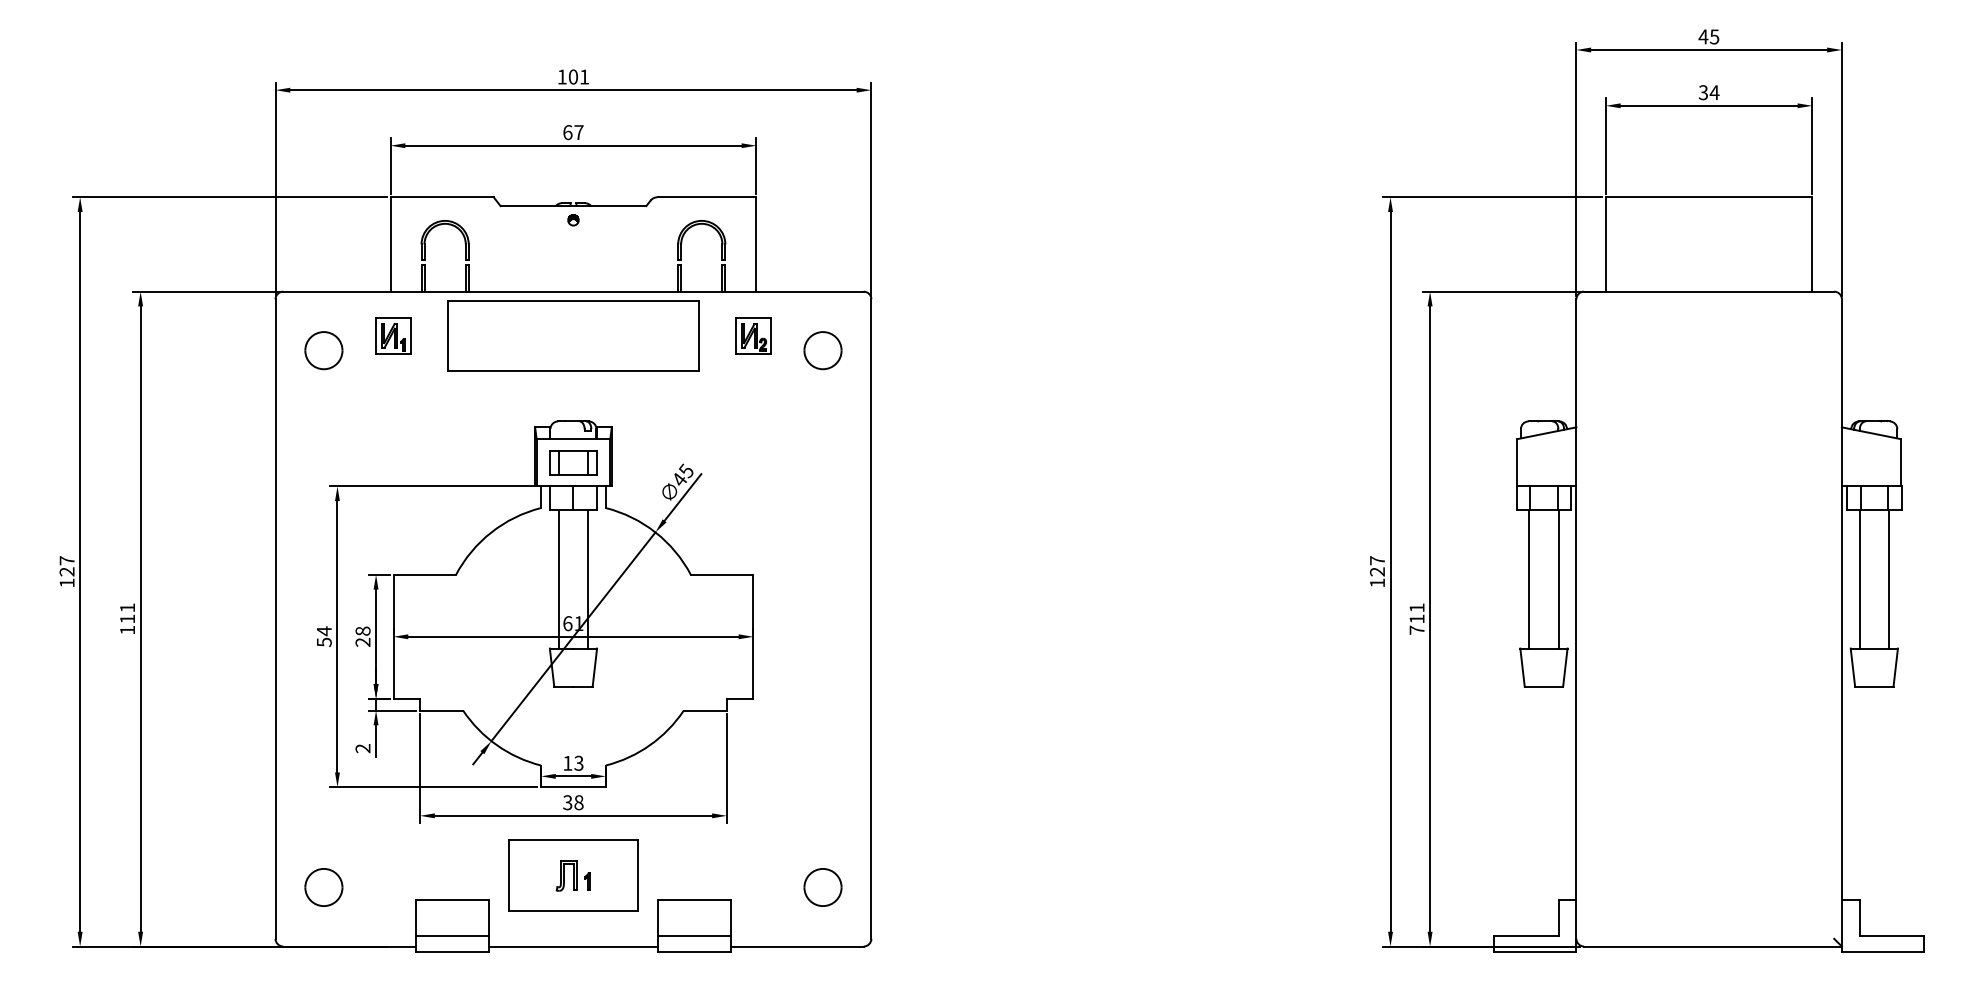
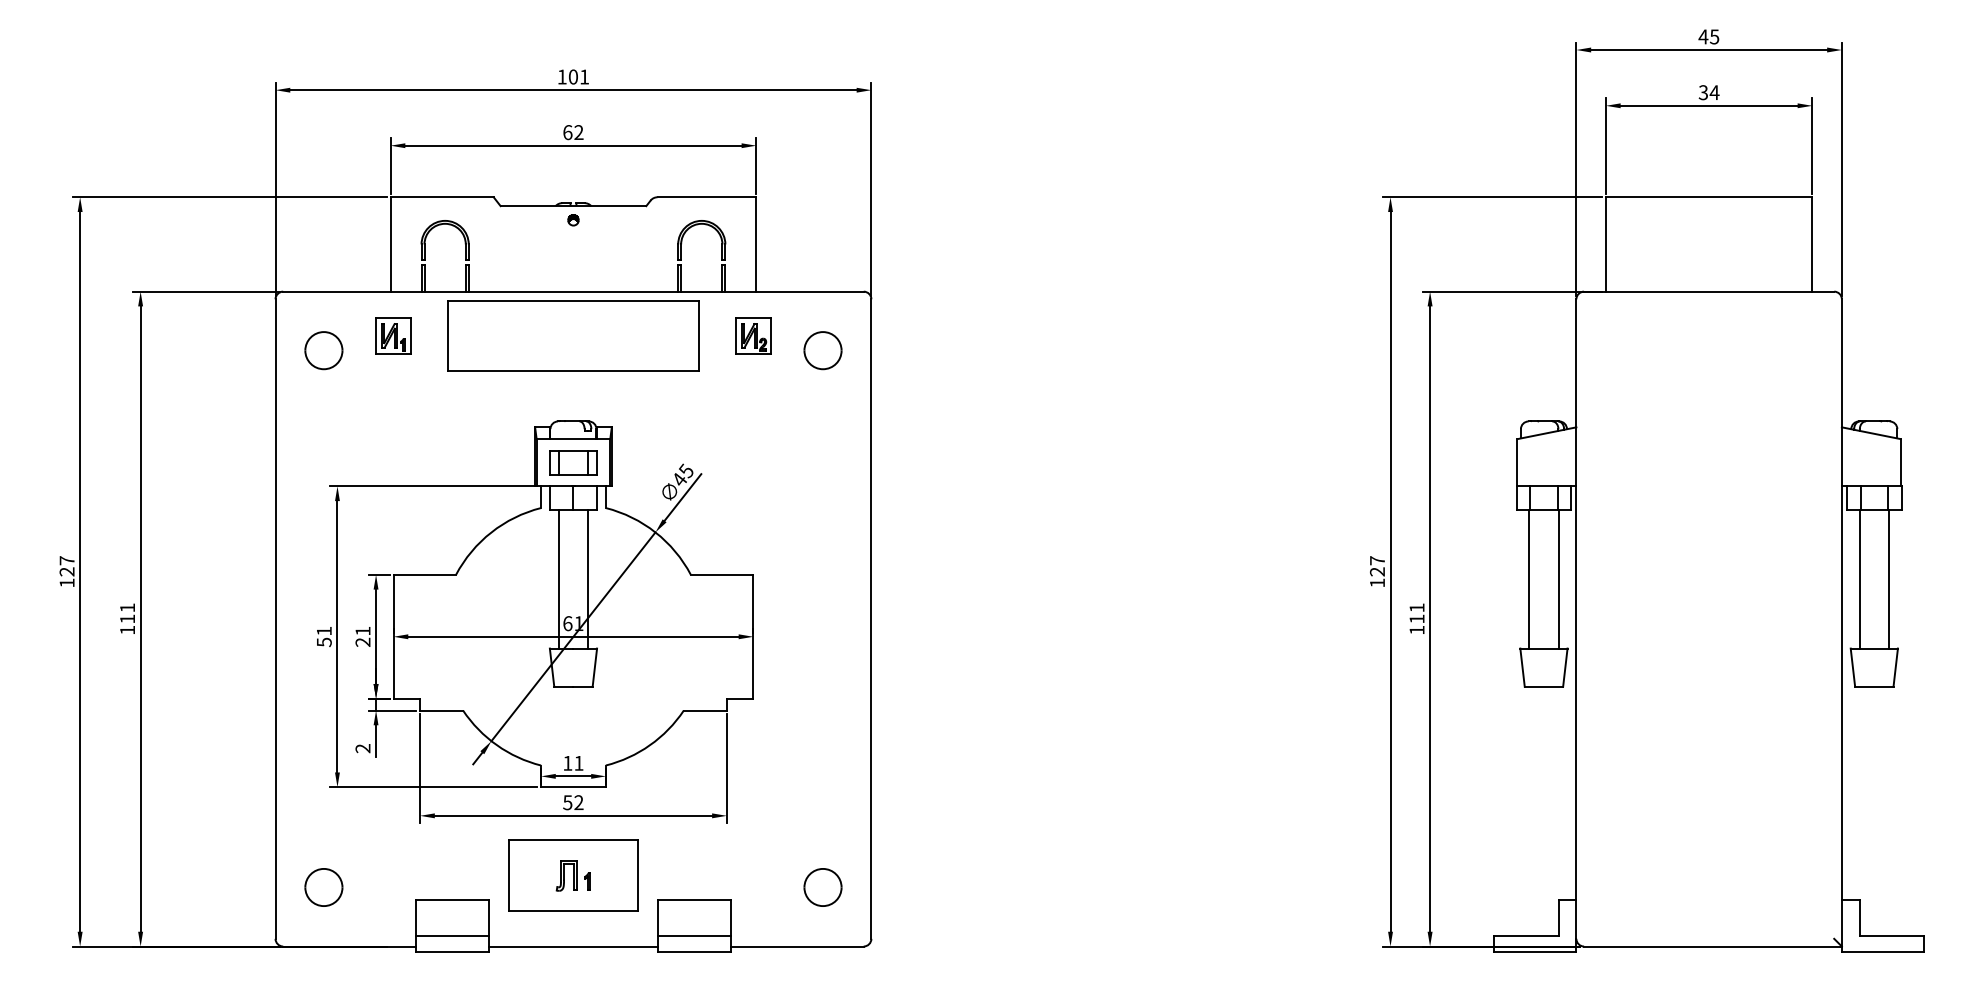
text: 67 -> 62 (578, 132)
text: 711 -> 111 (1416, 629)
text: 28 -> 21 (362, 630)
text: 54 -> 51 (324, 631)
text: 13 -> 11 (578, 762)
text: 38 -> 52 (573, 802)
